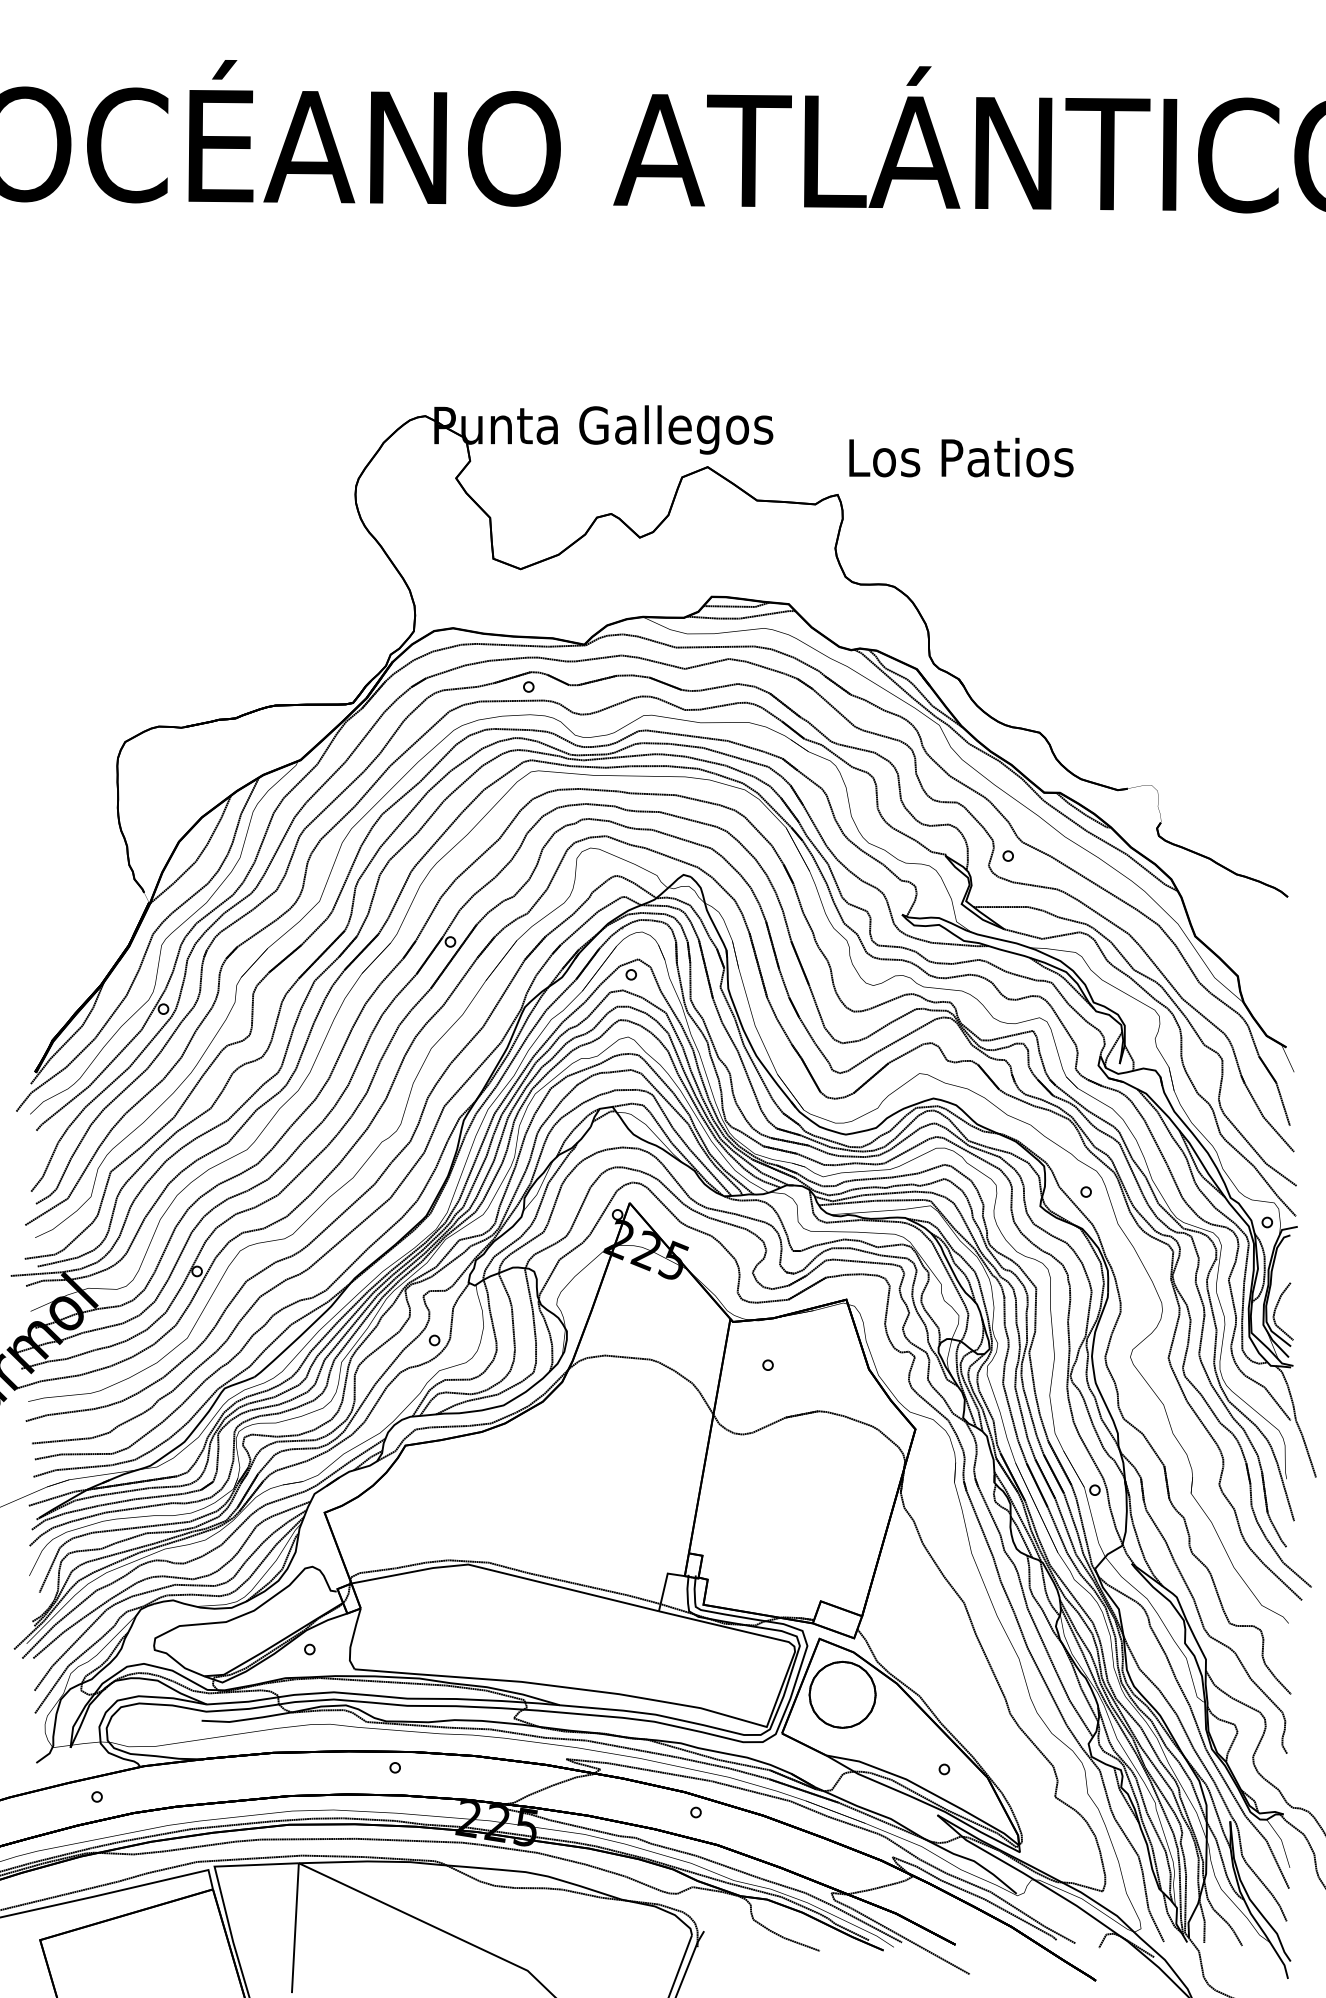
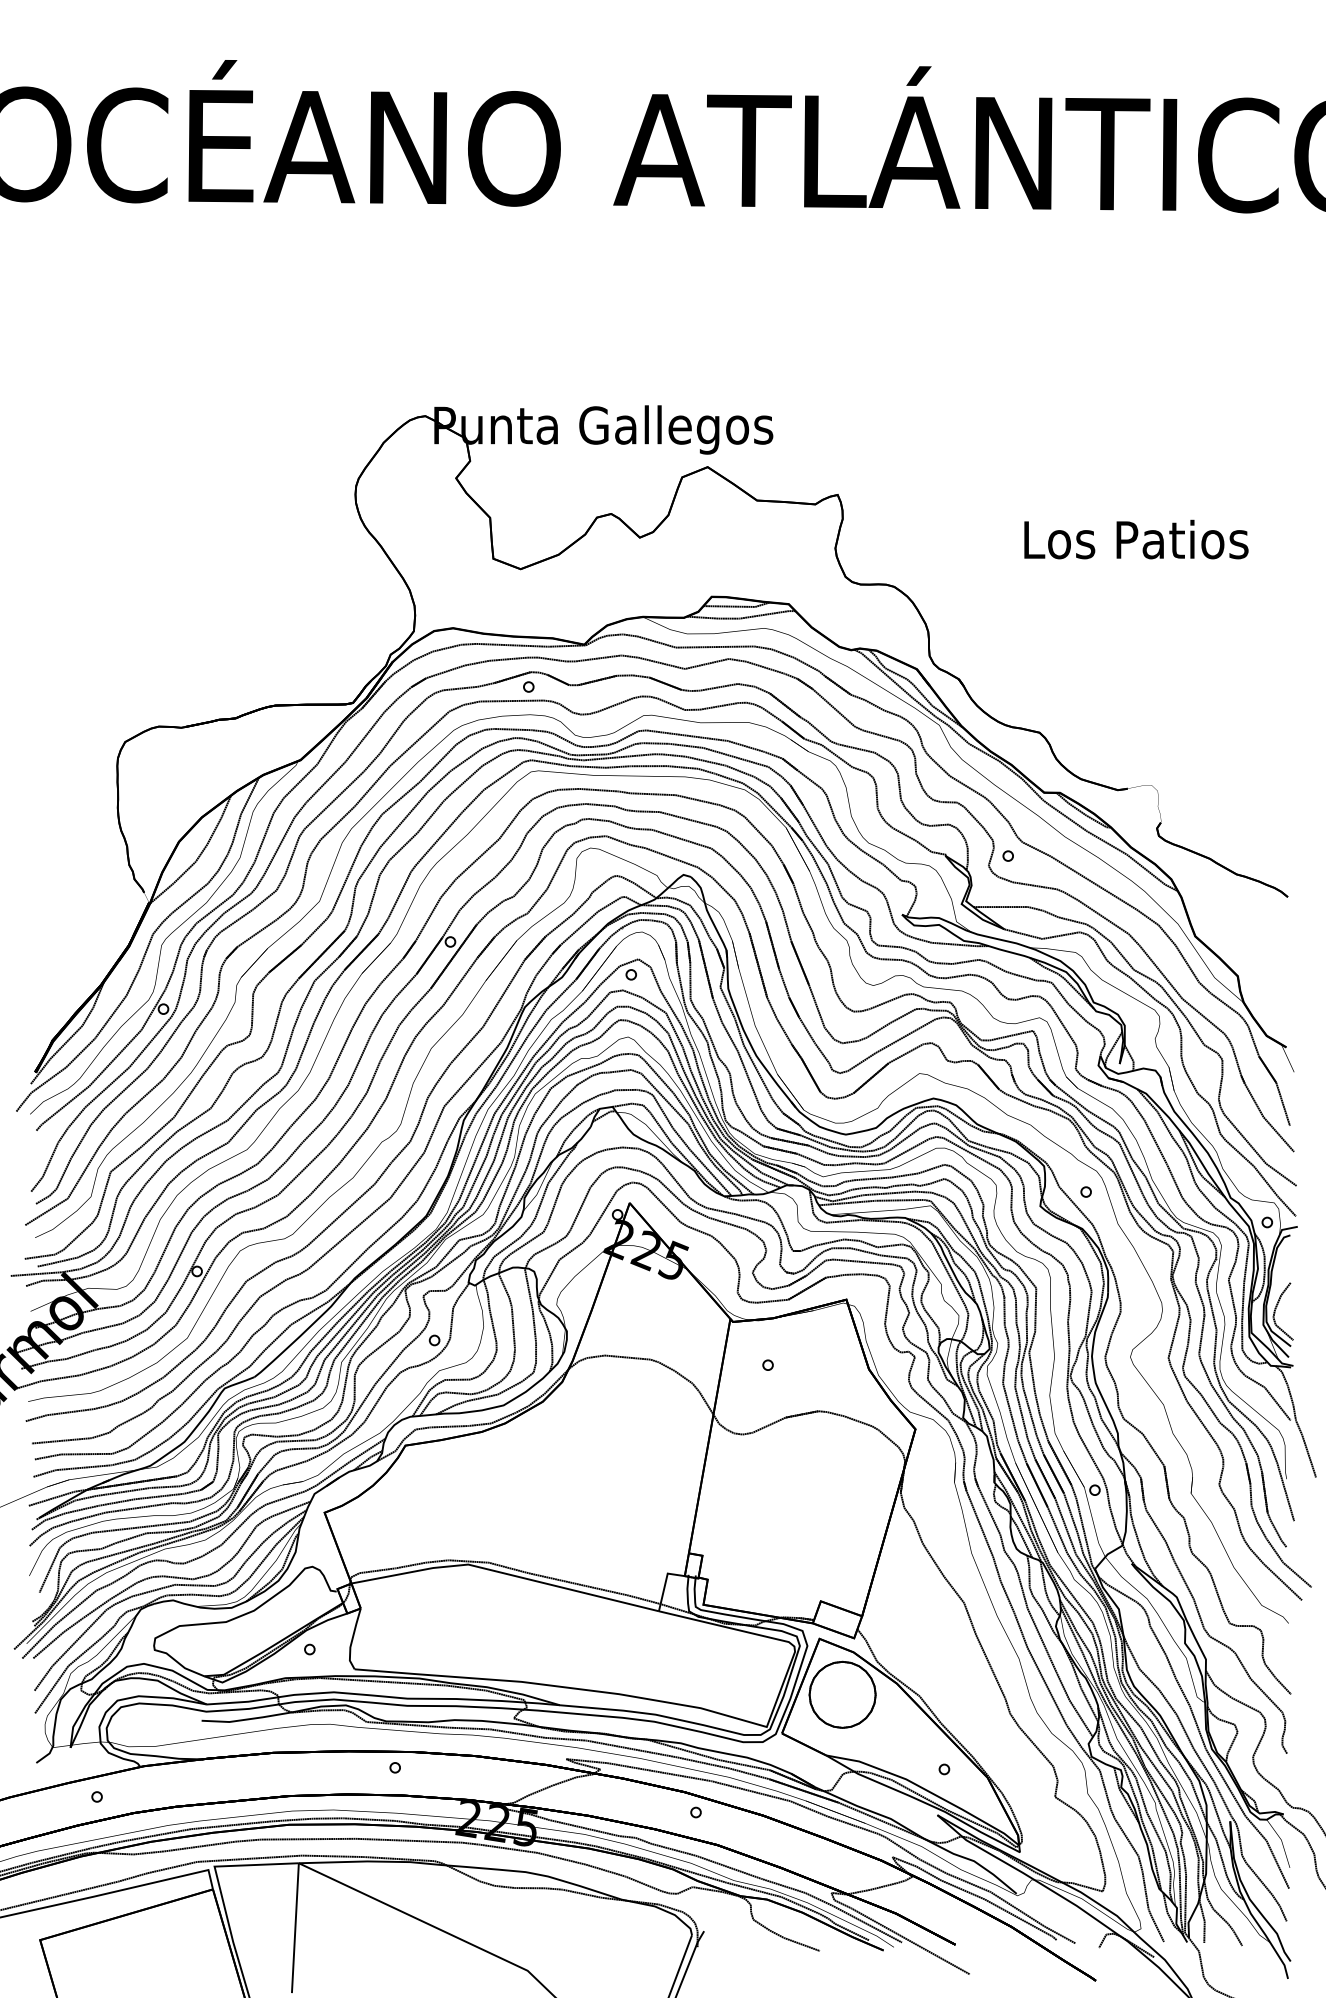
text position: (961, 457) -> (1136, 539) (1136, 539)
